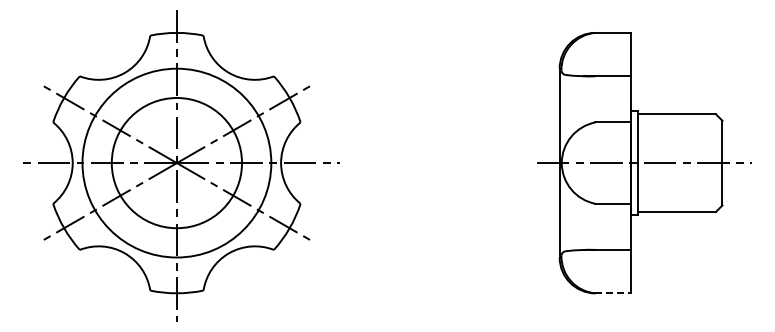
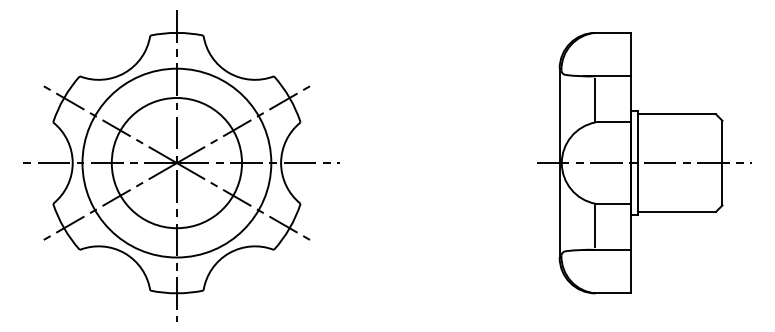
line: none -> present (595, 99)
line: none -> present (595, 226)
line: dashed -> solid (613, 293)
